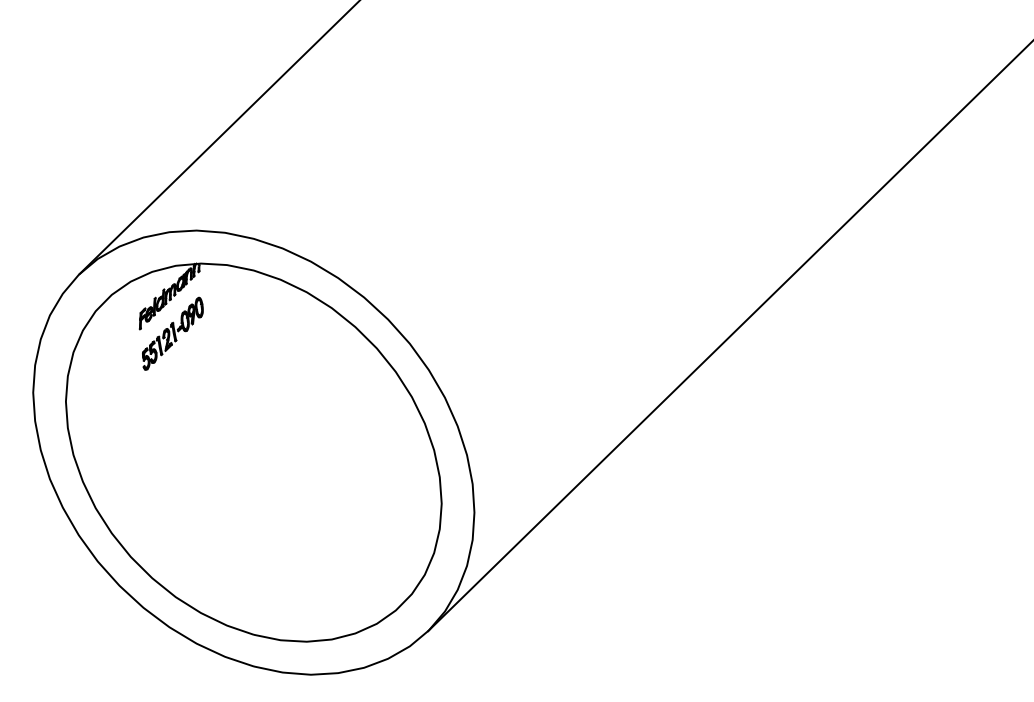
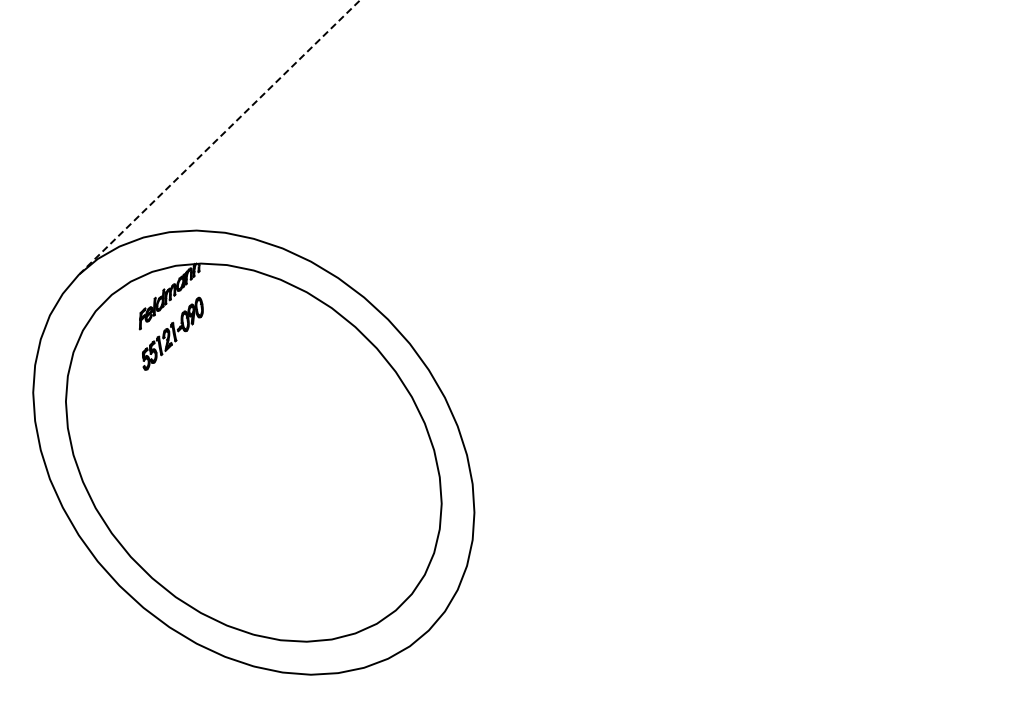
line: solid -> dashed (219, 137)
line: present -> none (729, 337)
